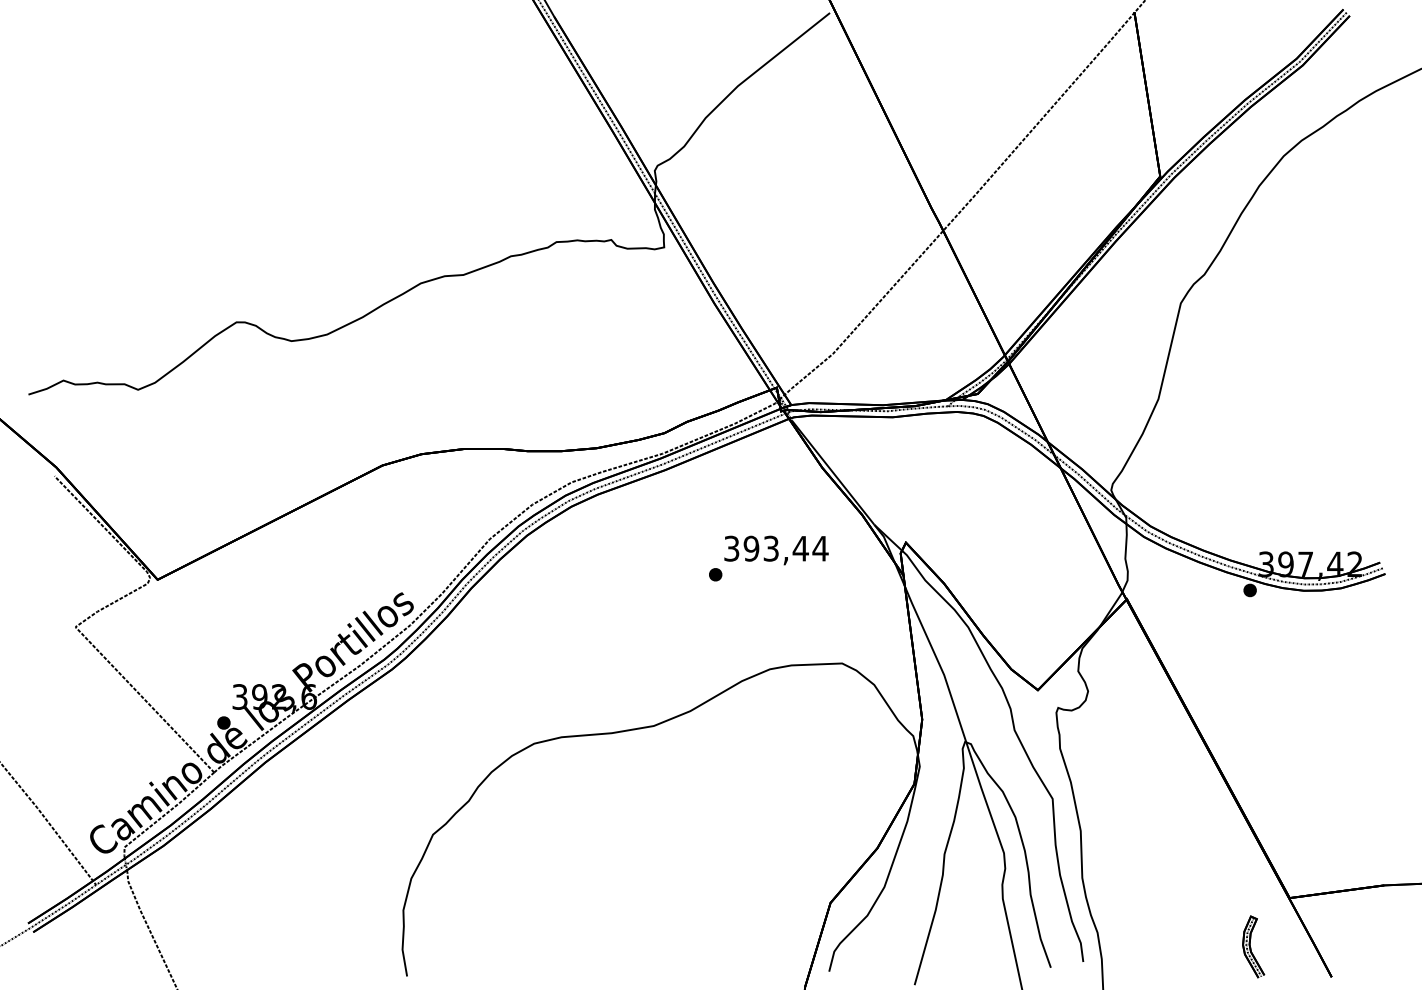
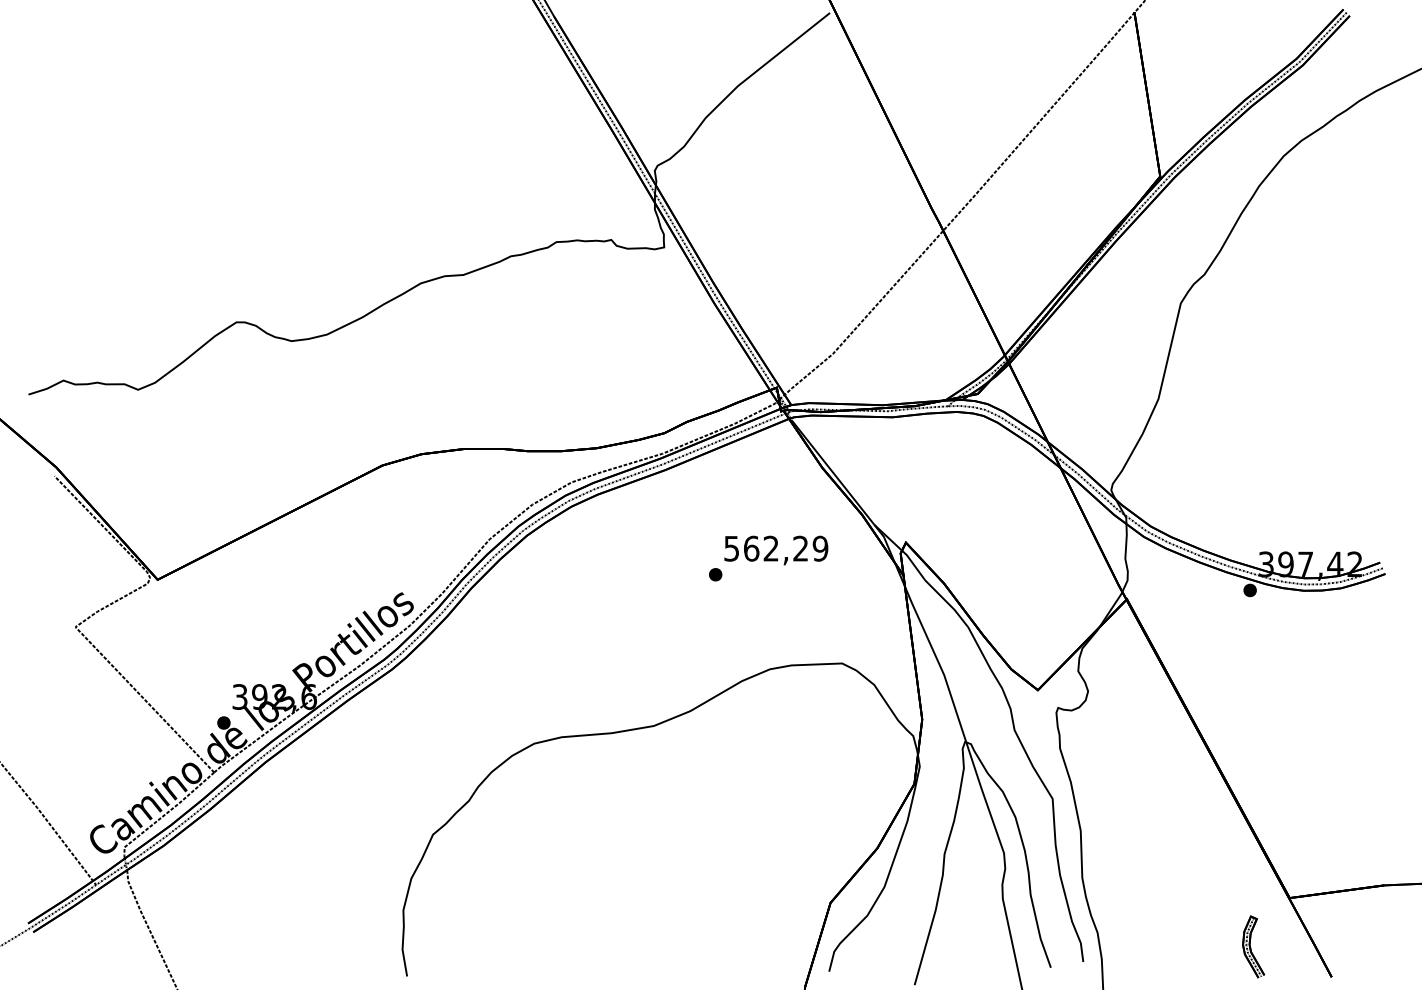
text: 393,44 -> 562,29 (776, 548)
